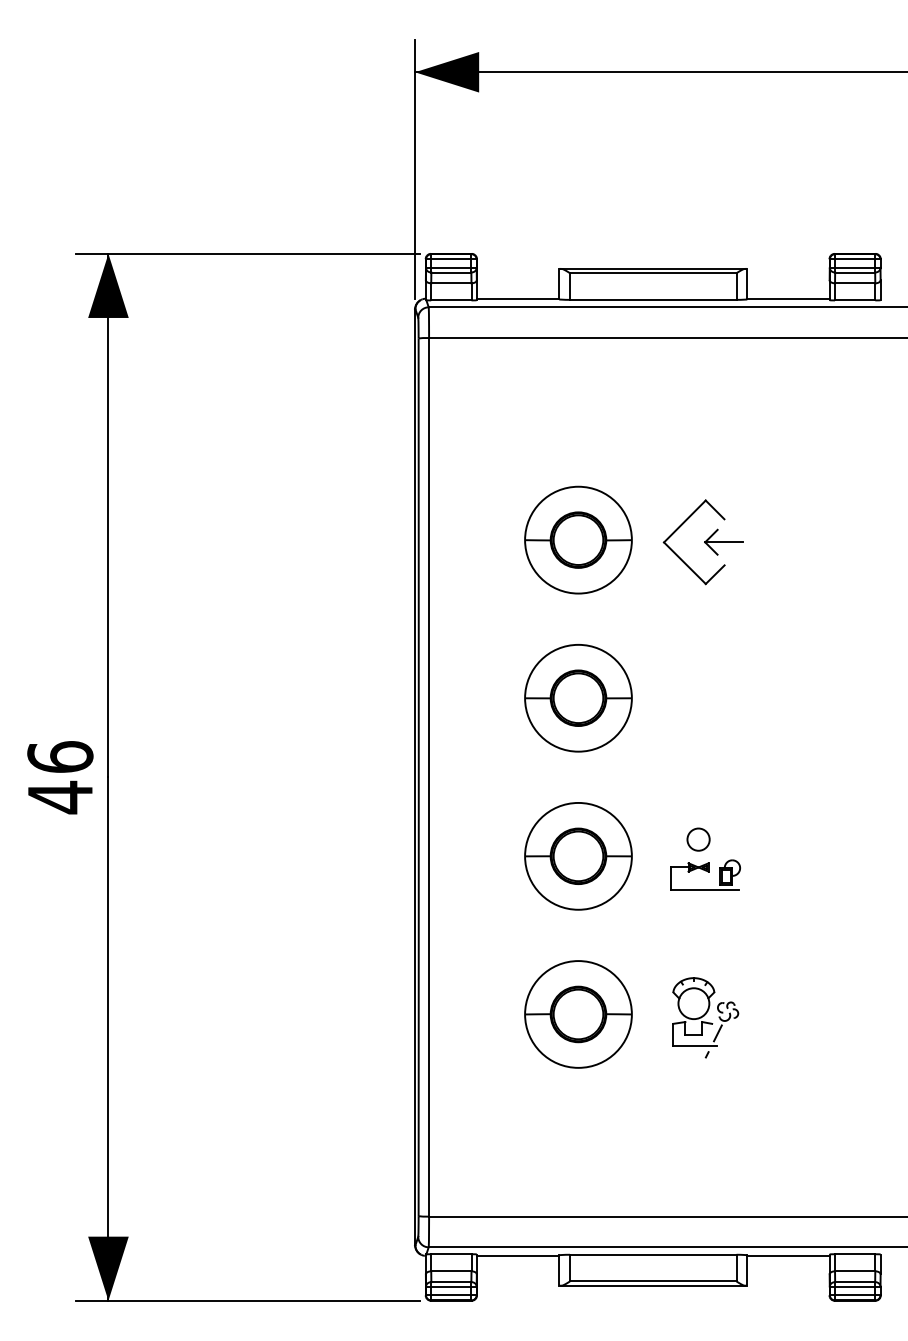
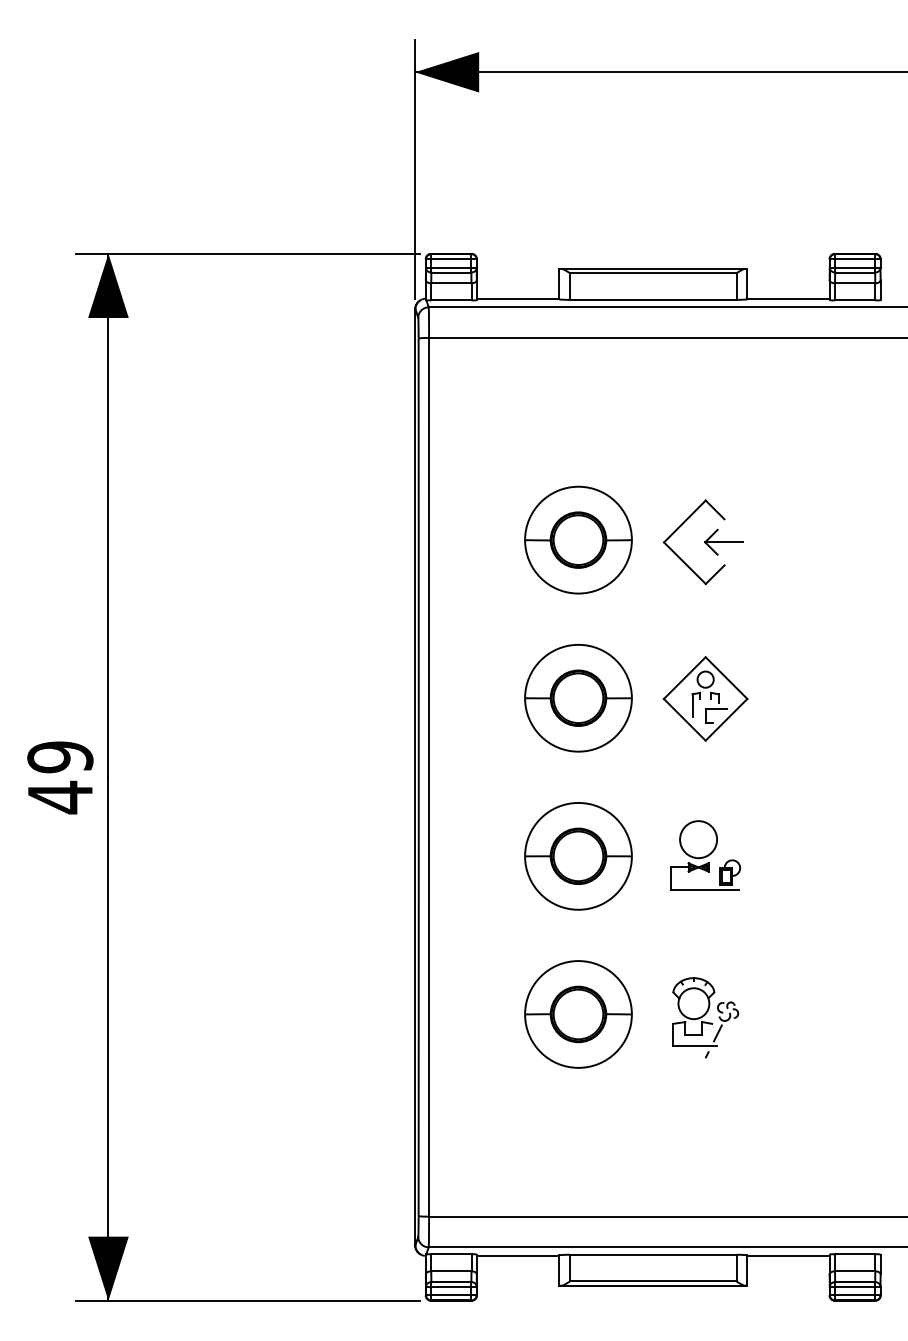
part: none -> present (705, 698)
text: 46 -> 49 (60, 757)
circle diameter: 22 px -> 37 px (698, 839)
